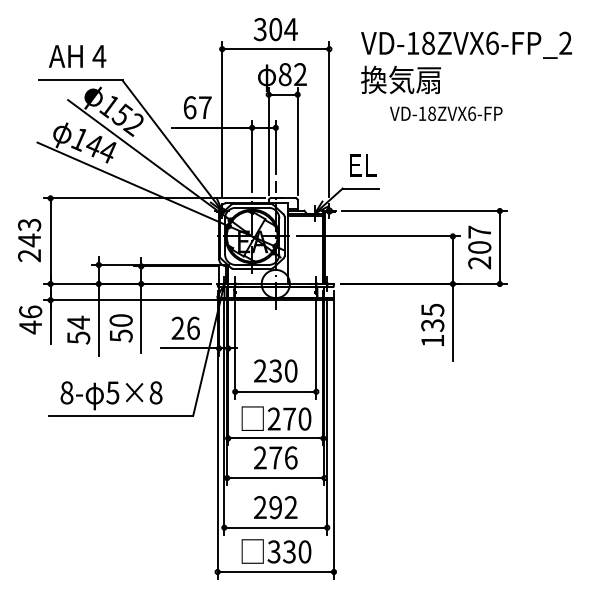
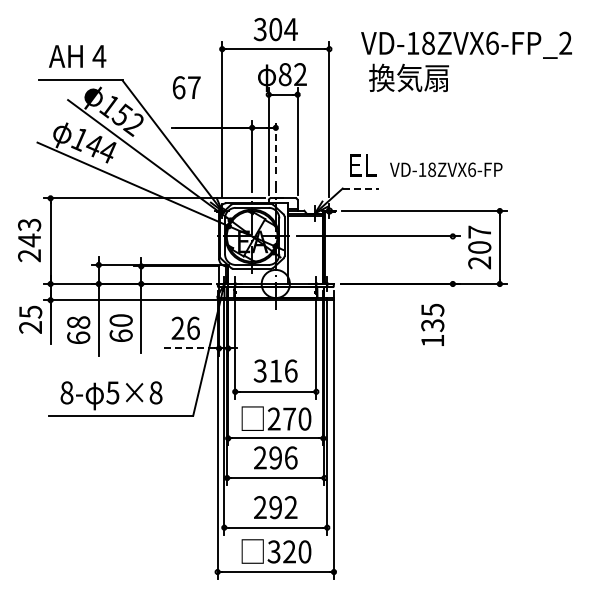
text position: (400, 79) -> (408, 77) (408, 77)
text position: (197, 107) -> (186, 87) (186, 87)
text position: (446, 113) -> (446, 169) (446, 169)
line: solid -> dashed (275, 147)
line: solid -> dashed (360, 188)
line: present -> none (452, 298)
text: 46 -> 25 (30, 319)
text: 54 -> 68 (78, 329)
text: 50 -> 60 (120, 335)
line: solid -> dashed (187, 348)
text: 230 -> 316 (275, 370)
text: 276 -> 296 (275, 457)
text: 330 -> 320 (289, 551)
